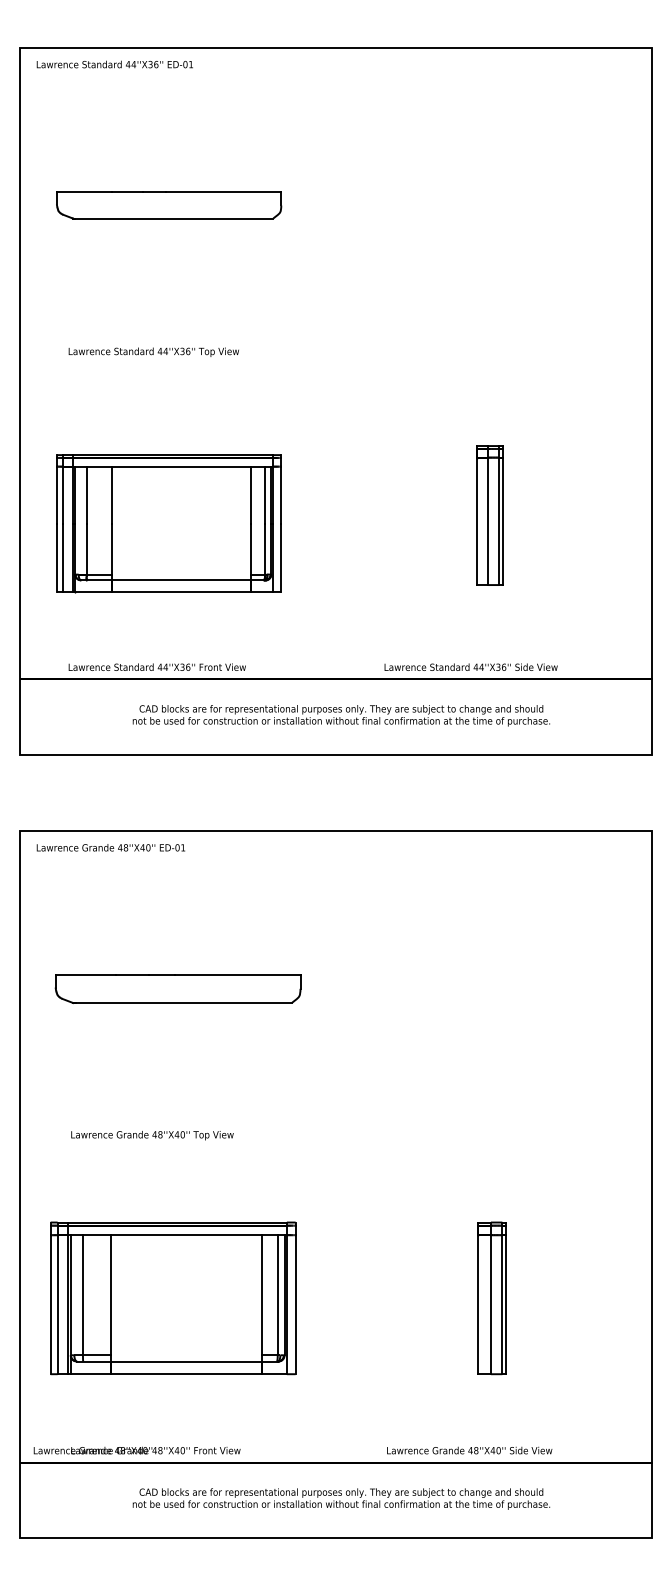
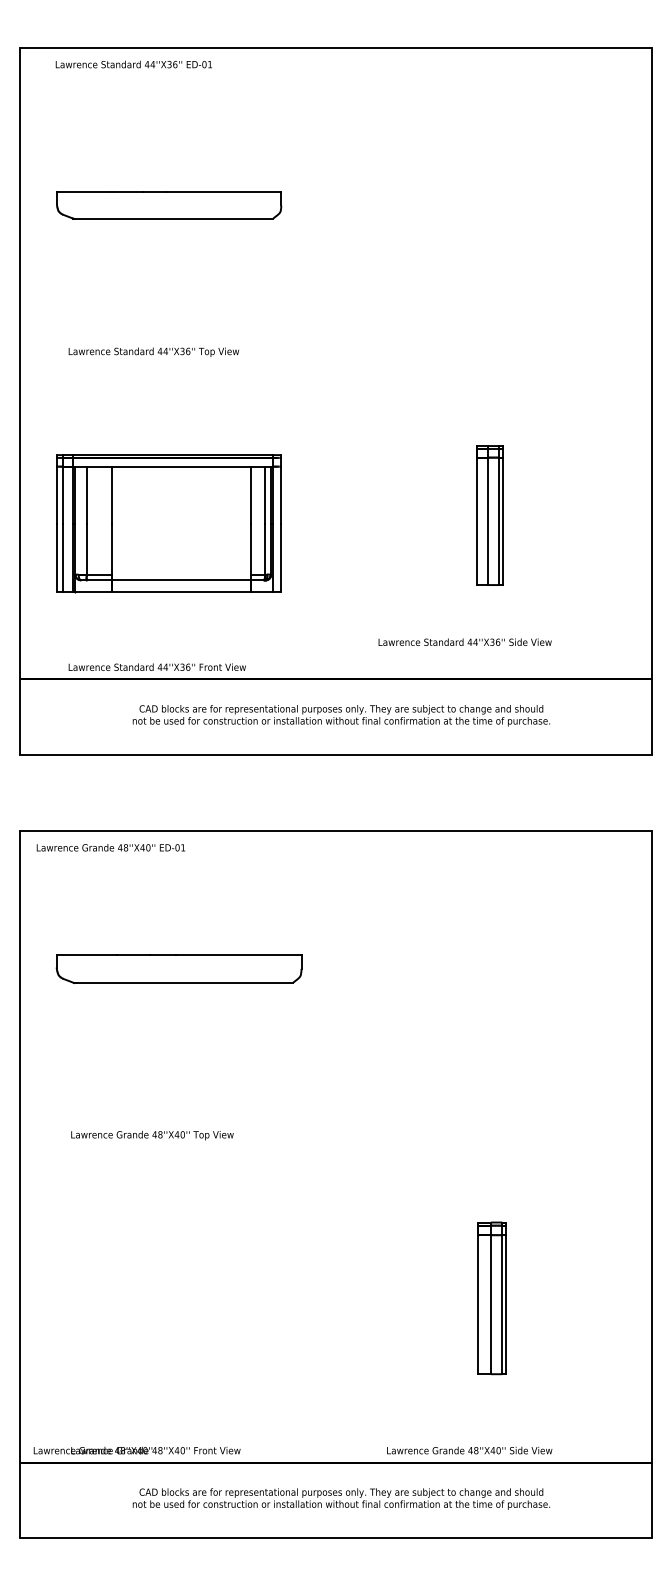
text position: (114, 64) -> (133, 64) (133, 64)
text position: (470, 666) -> (464, 641) (464, 641)
part position: (177, 988) -> (178, 968) (178, 968)
part: present -> none (173, 1298)
